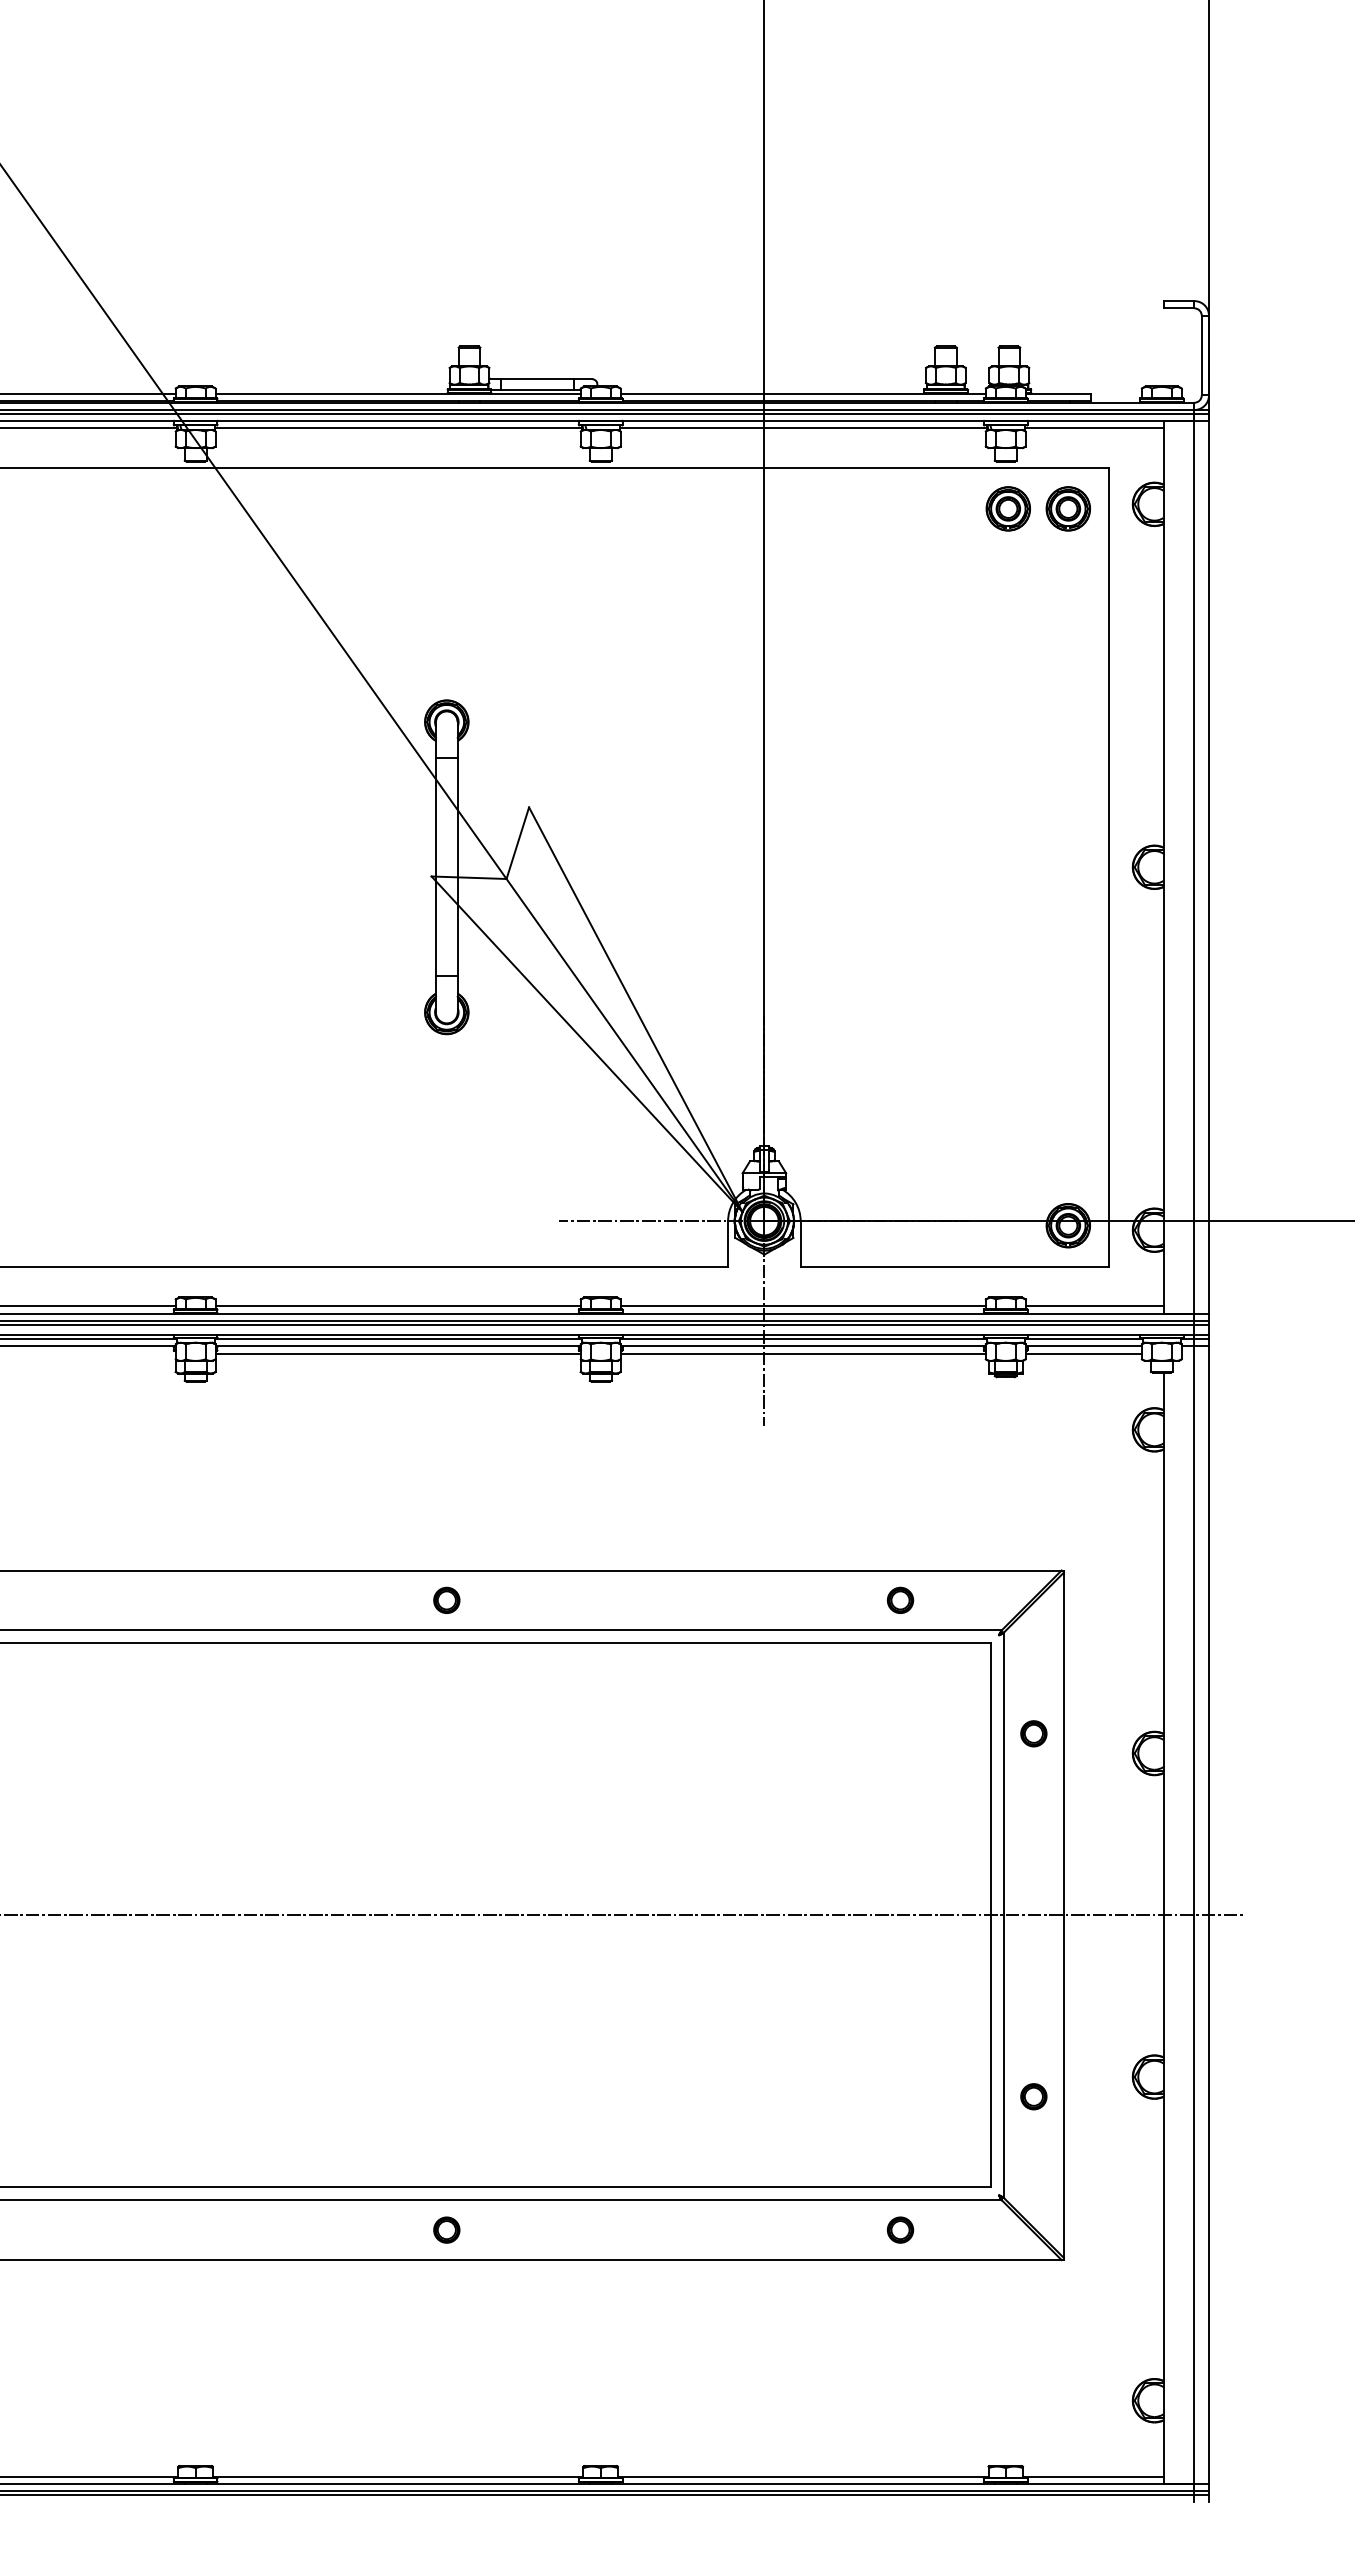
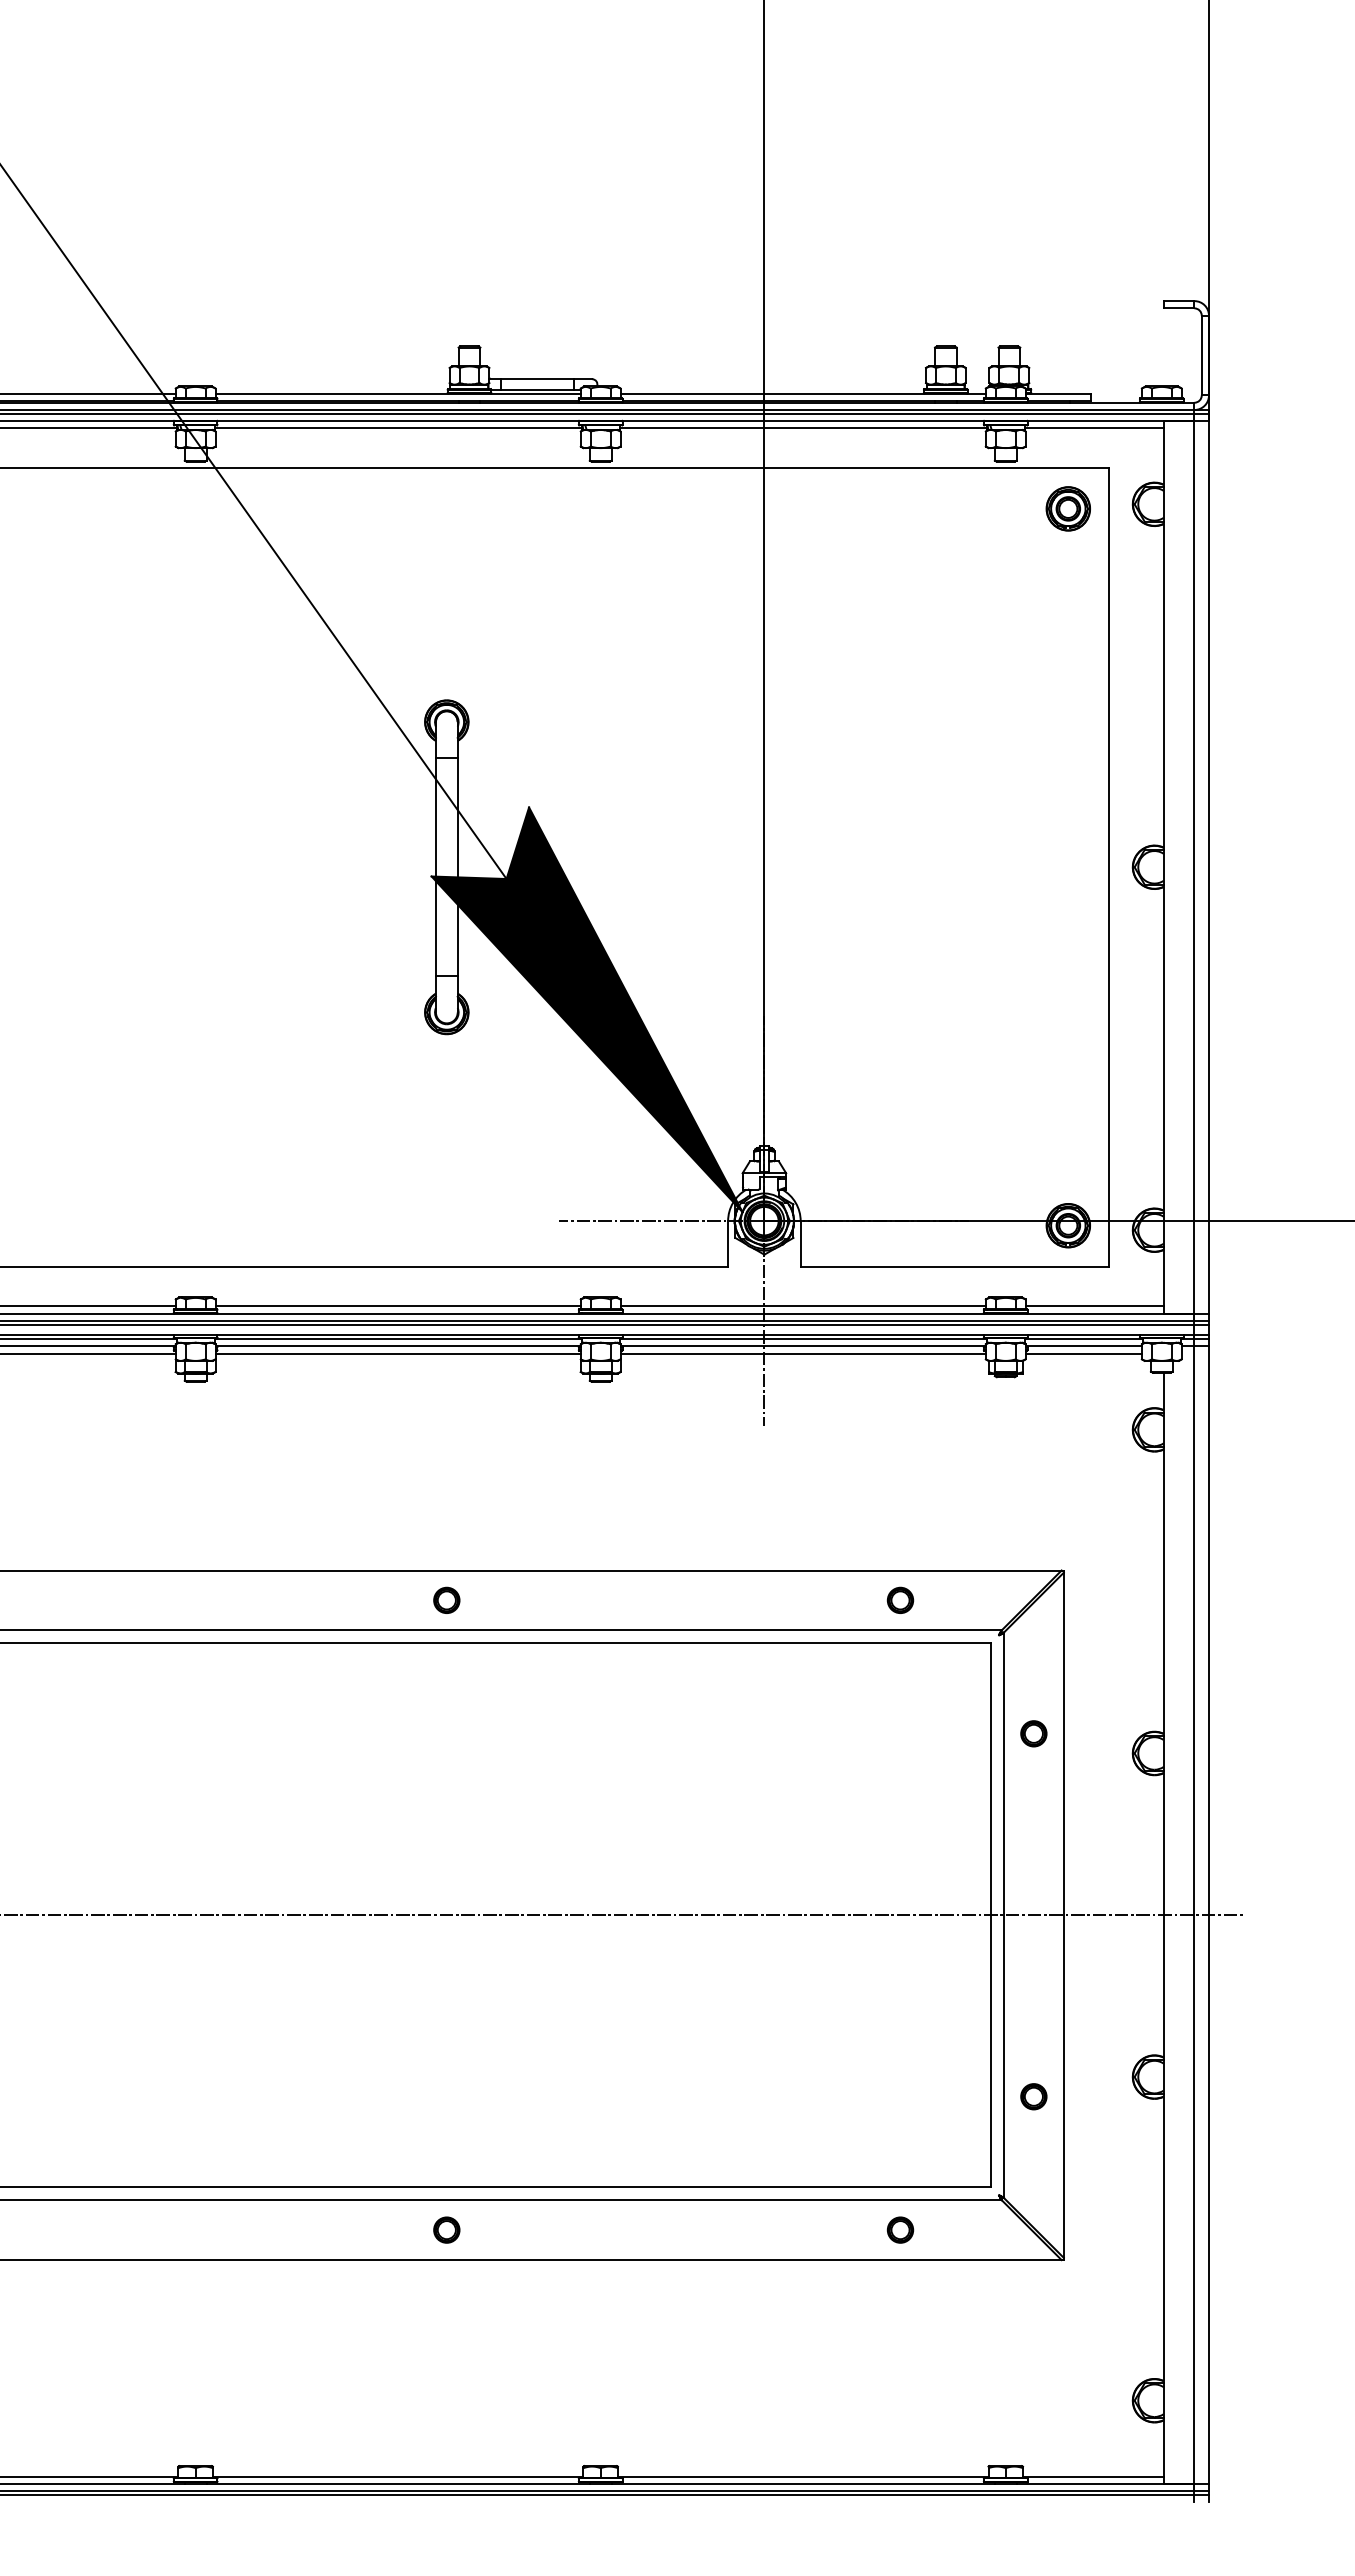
part: present -> none (1007, 508)
fill: none -> present (586, 1009)
line: none -> present (88, 1353)
